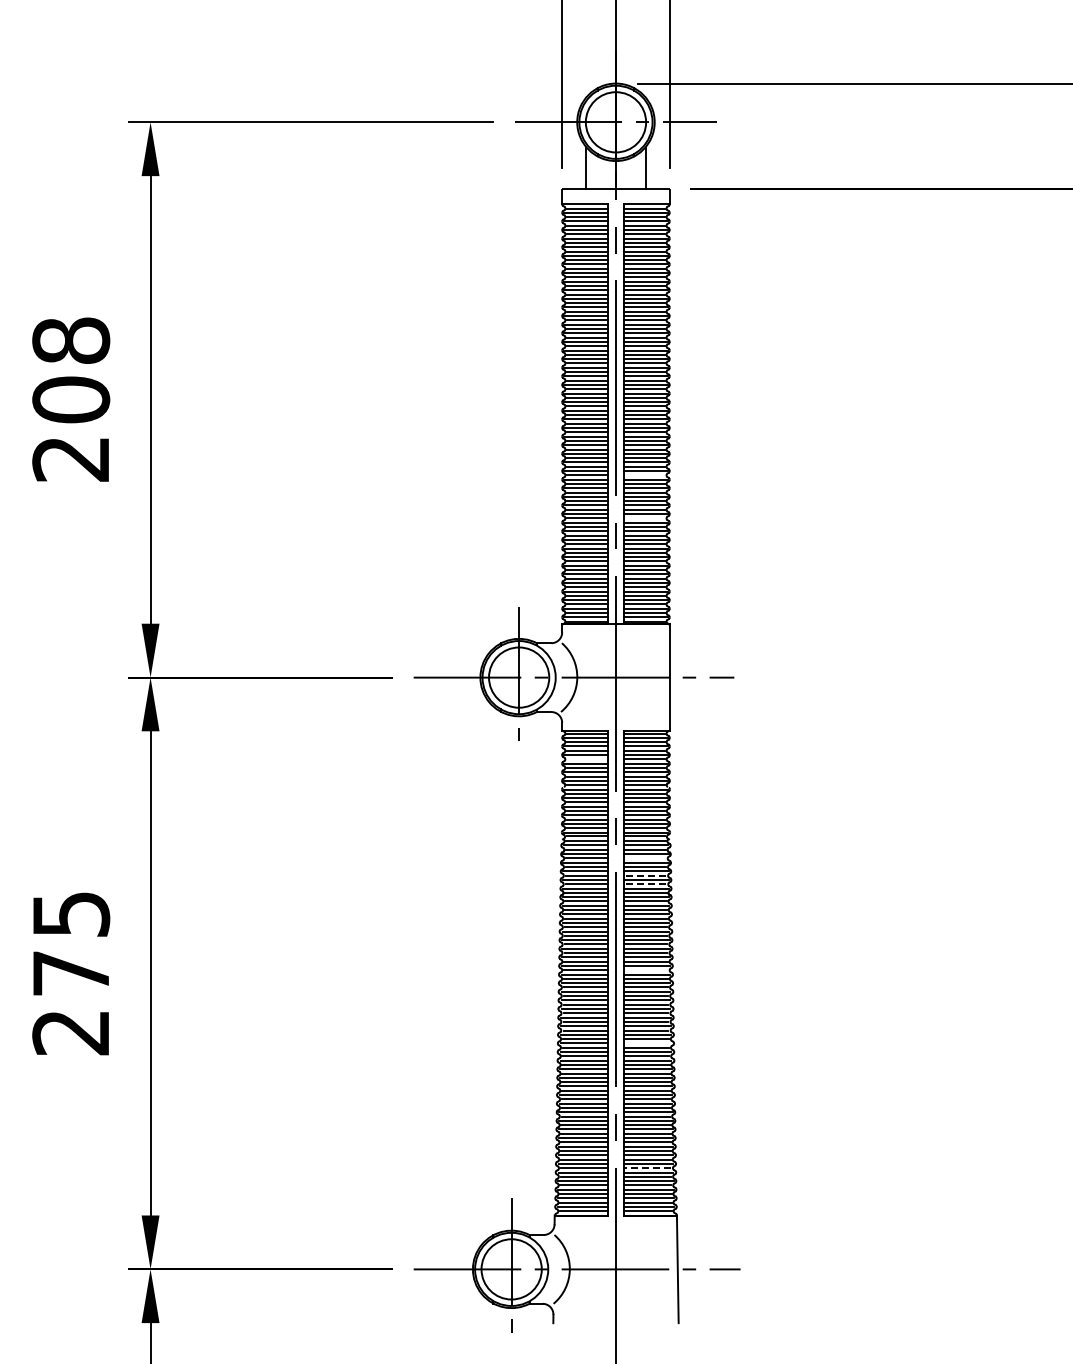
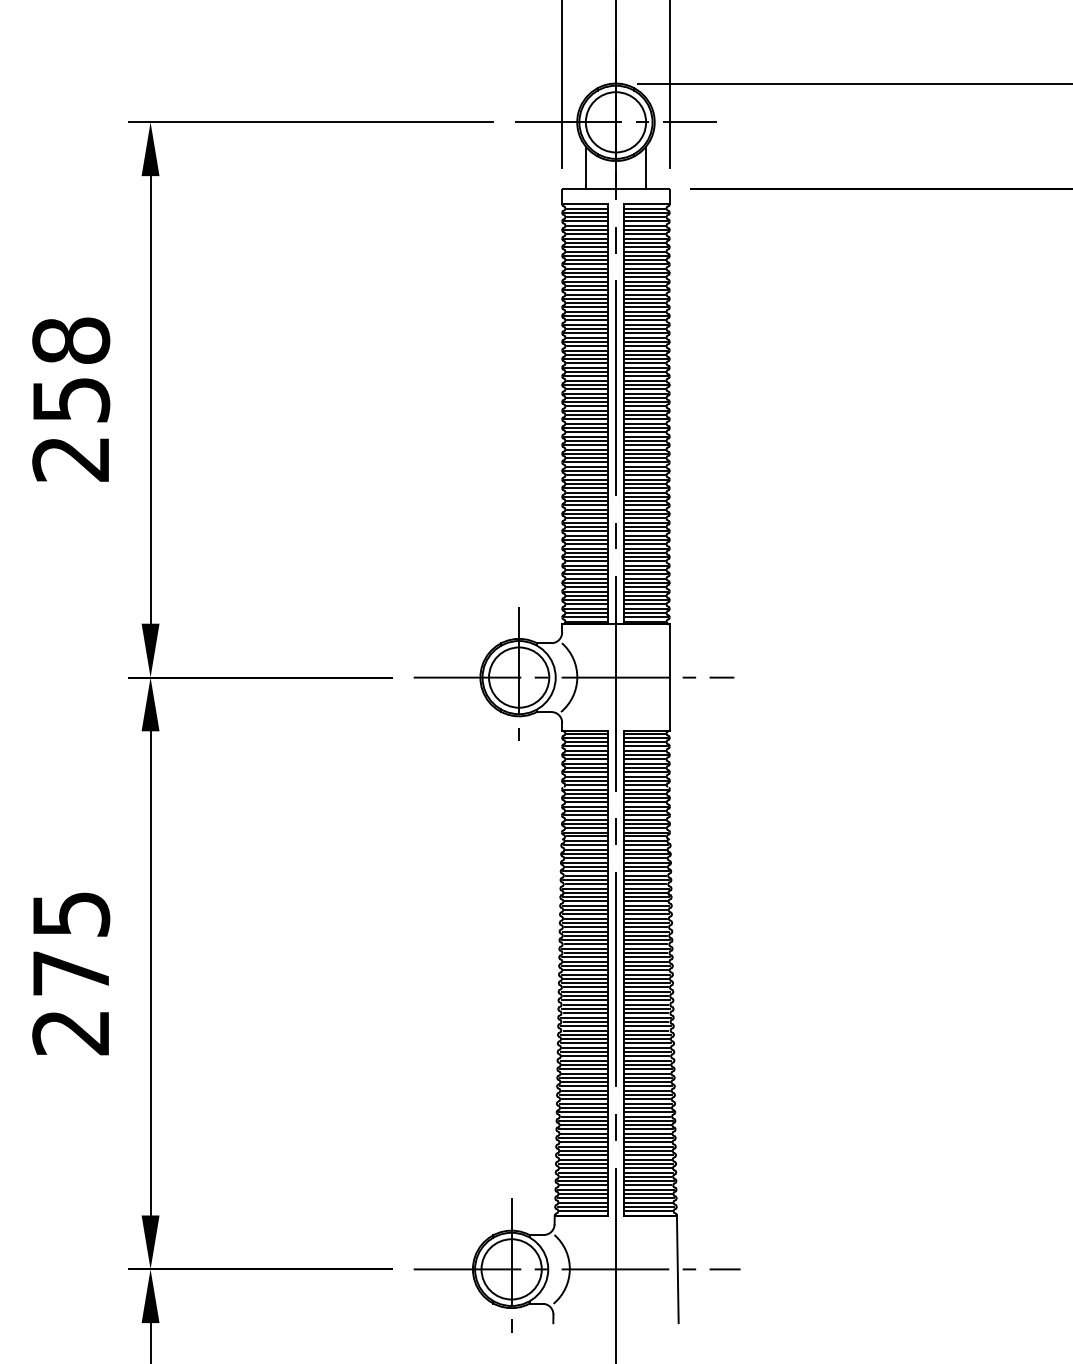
text: 208 -> 258 (71, 399)
line: none -> present (644, 475)
line: none -> present (644, 518)
line: none -> present (587, 759)
line: none -> present (644, 858)
line: dashed -> solid (644, 875)
line: dashed -> solid (644, 884)
line: none -> present (645, 970)
line: none -> present (646, 1043)
line: dashed -> solid (647, 1168)
